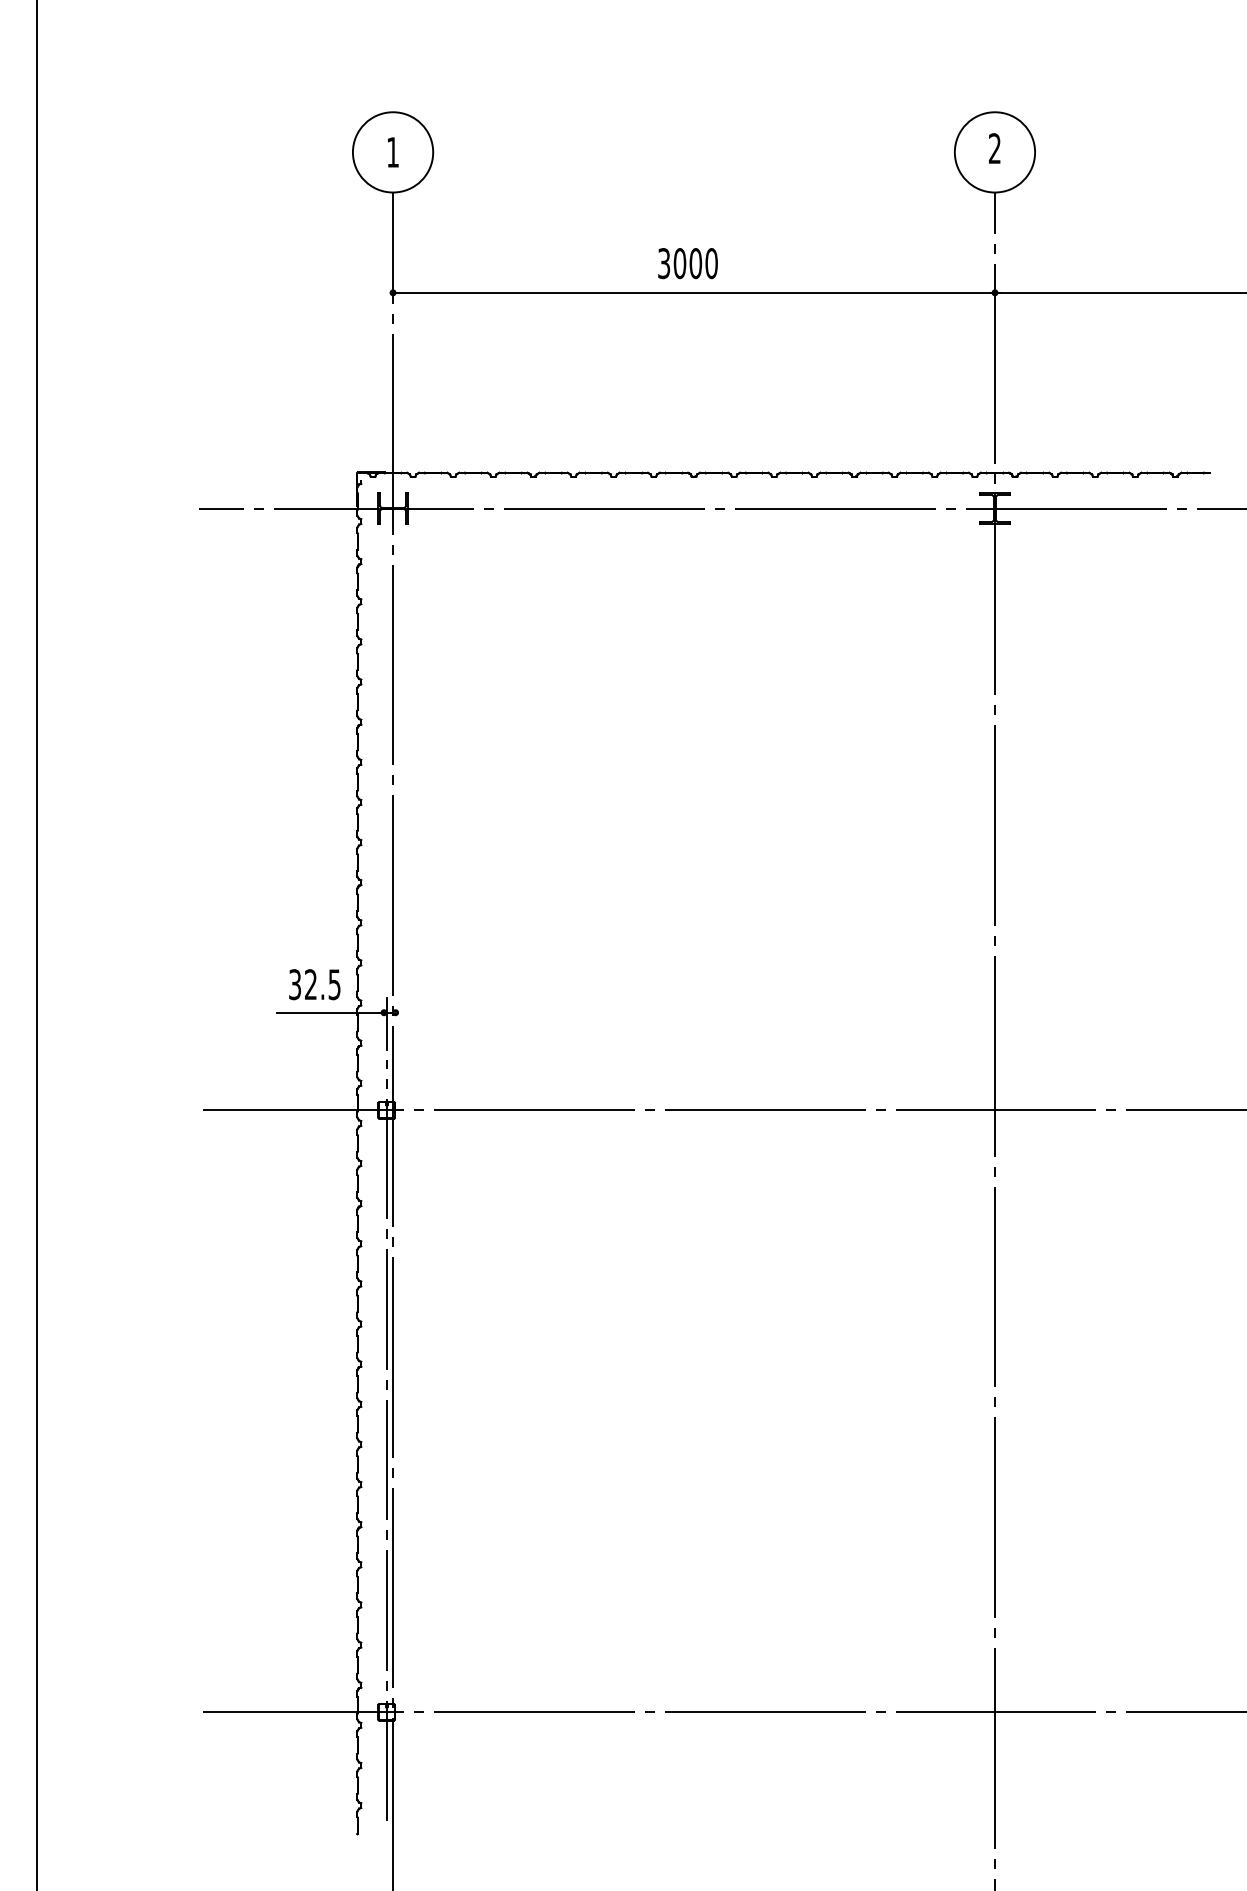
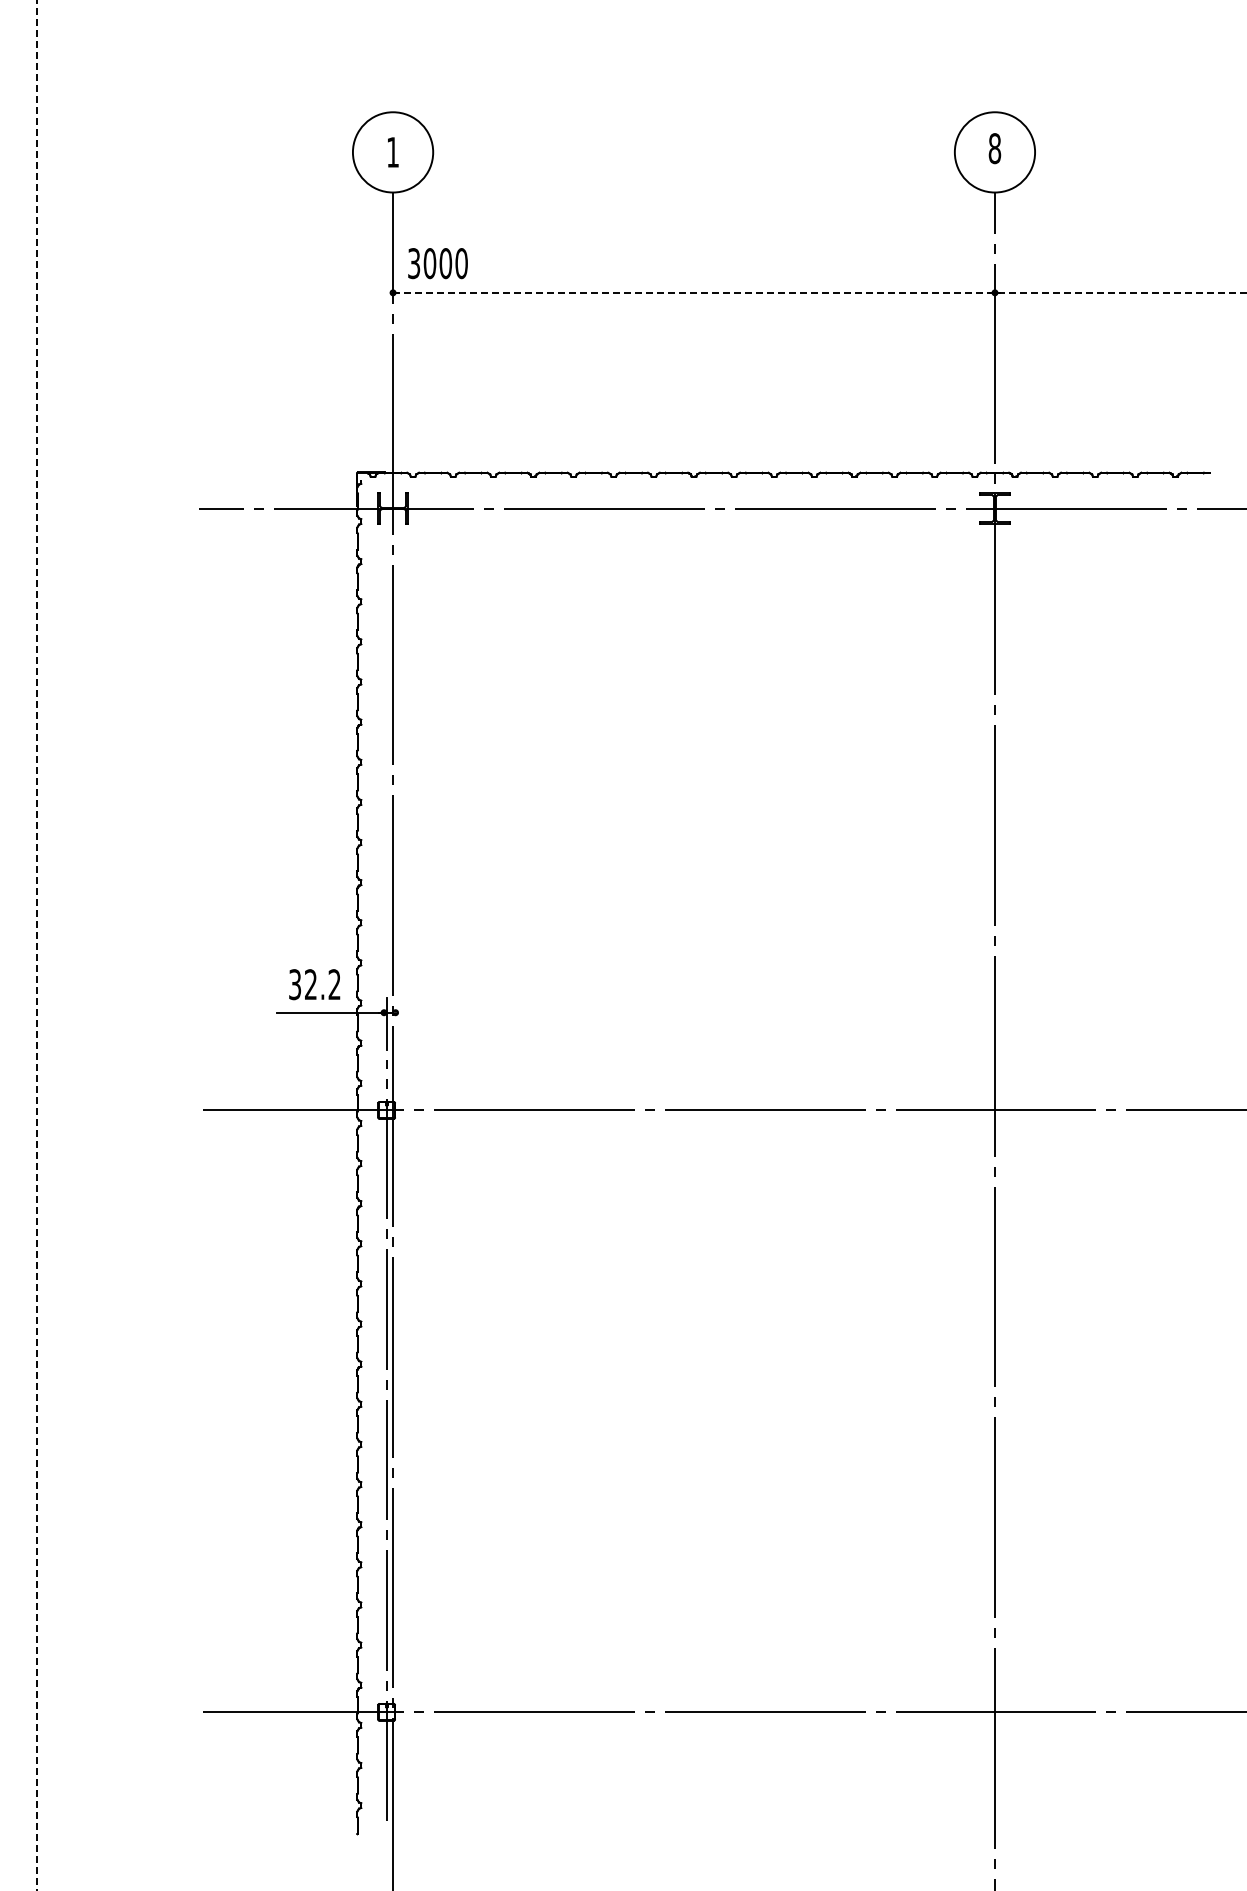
text: 2 -> 8 (994, 148)
text position: (687, 263) -> (437, 263) (437, 263)
line: solid -> dashed (820, 292)
line: solid -> dashed (37, 945)
text: 32.5 -> 32.2 (334, 984)
